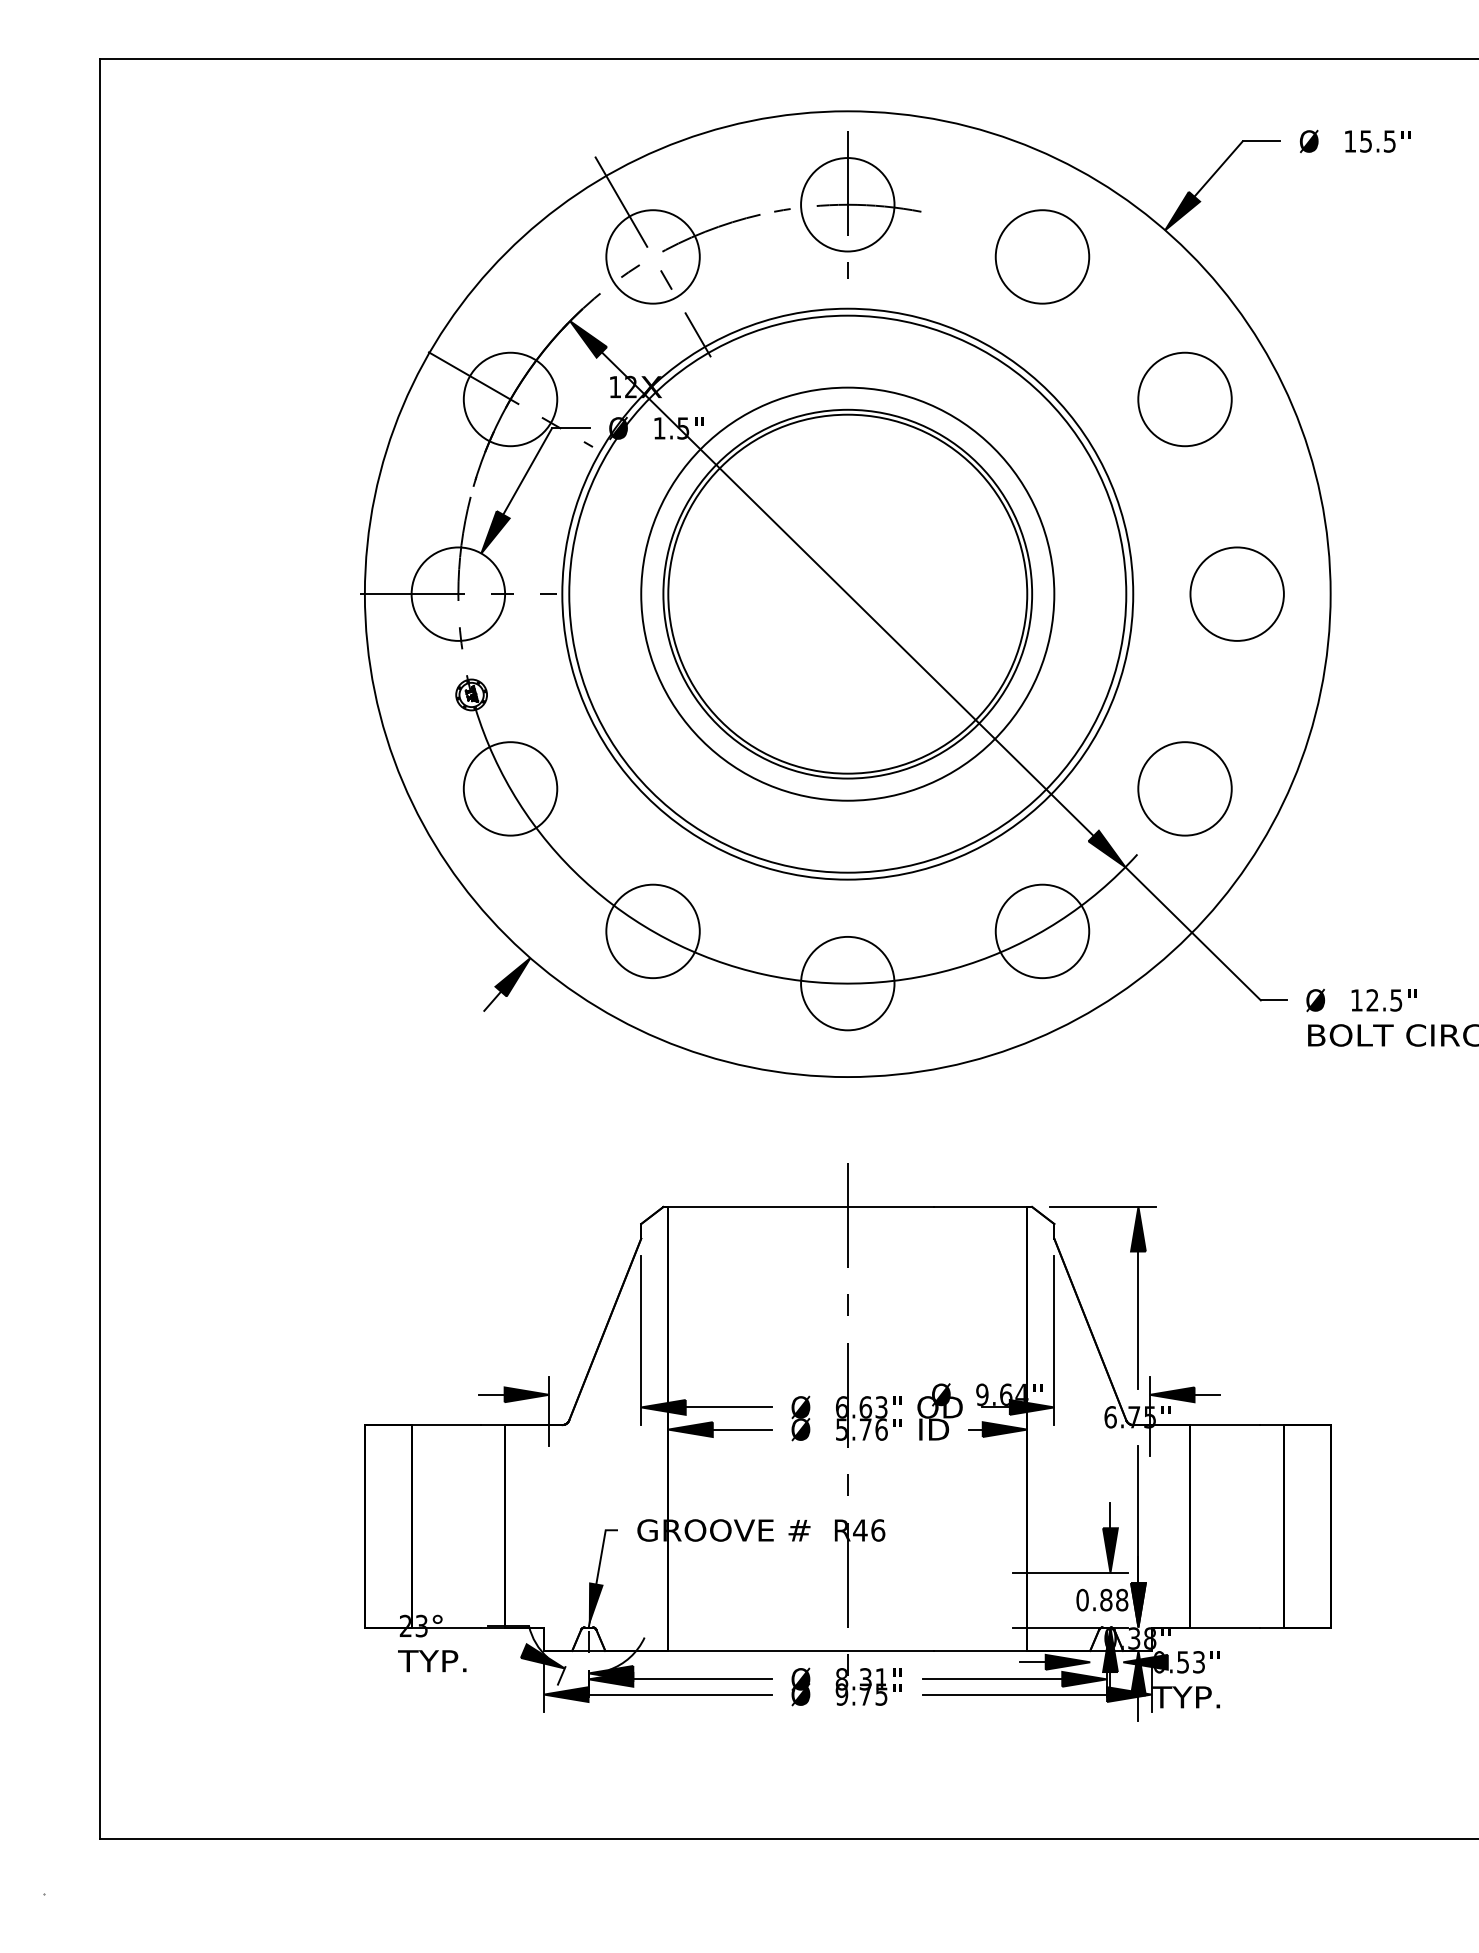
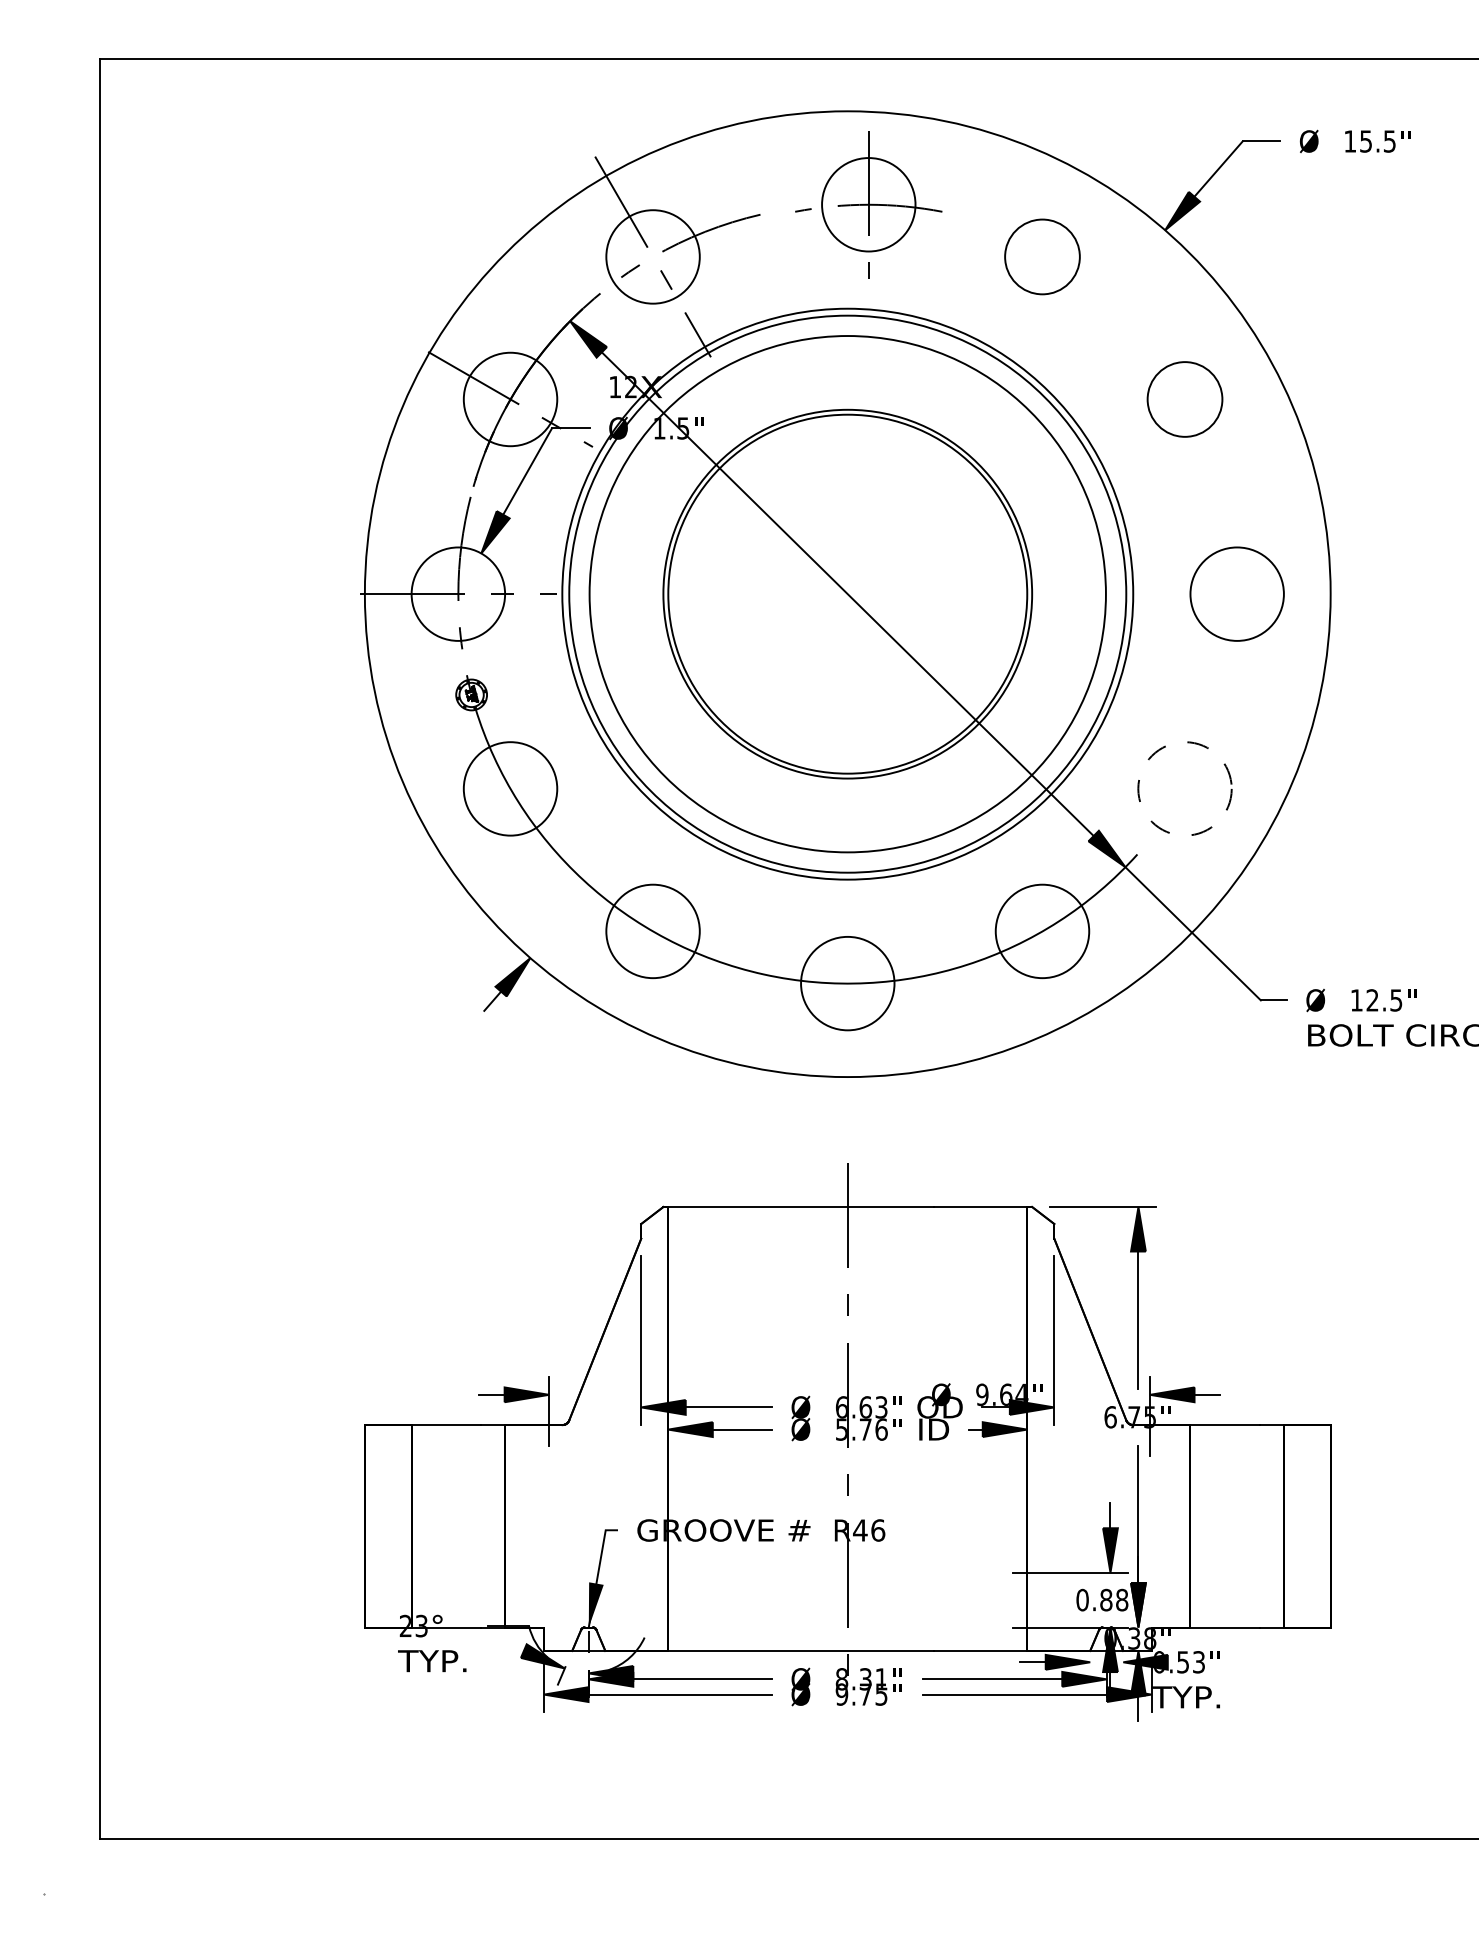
part position: (847, 204) -> (868, 204) (868, 204)
circle size: 97x96 px -> 77x78 px (1042, 256)
circle diameter: 93 px -> 75 px (1184, 399)
circle diameter: 413 px -> 516 px (847, 594)
circle: solid -> dashed (1184, 788)
